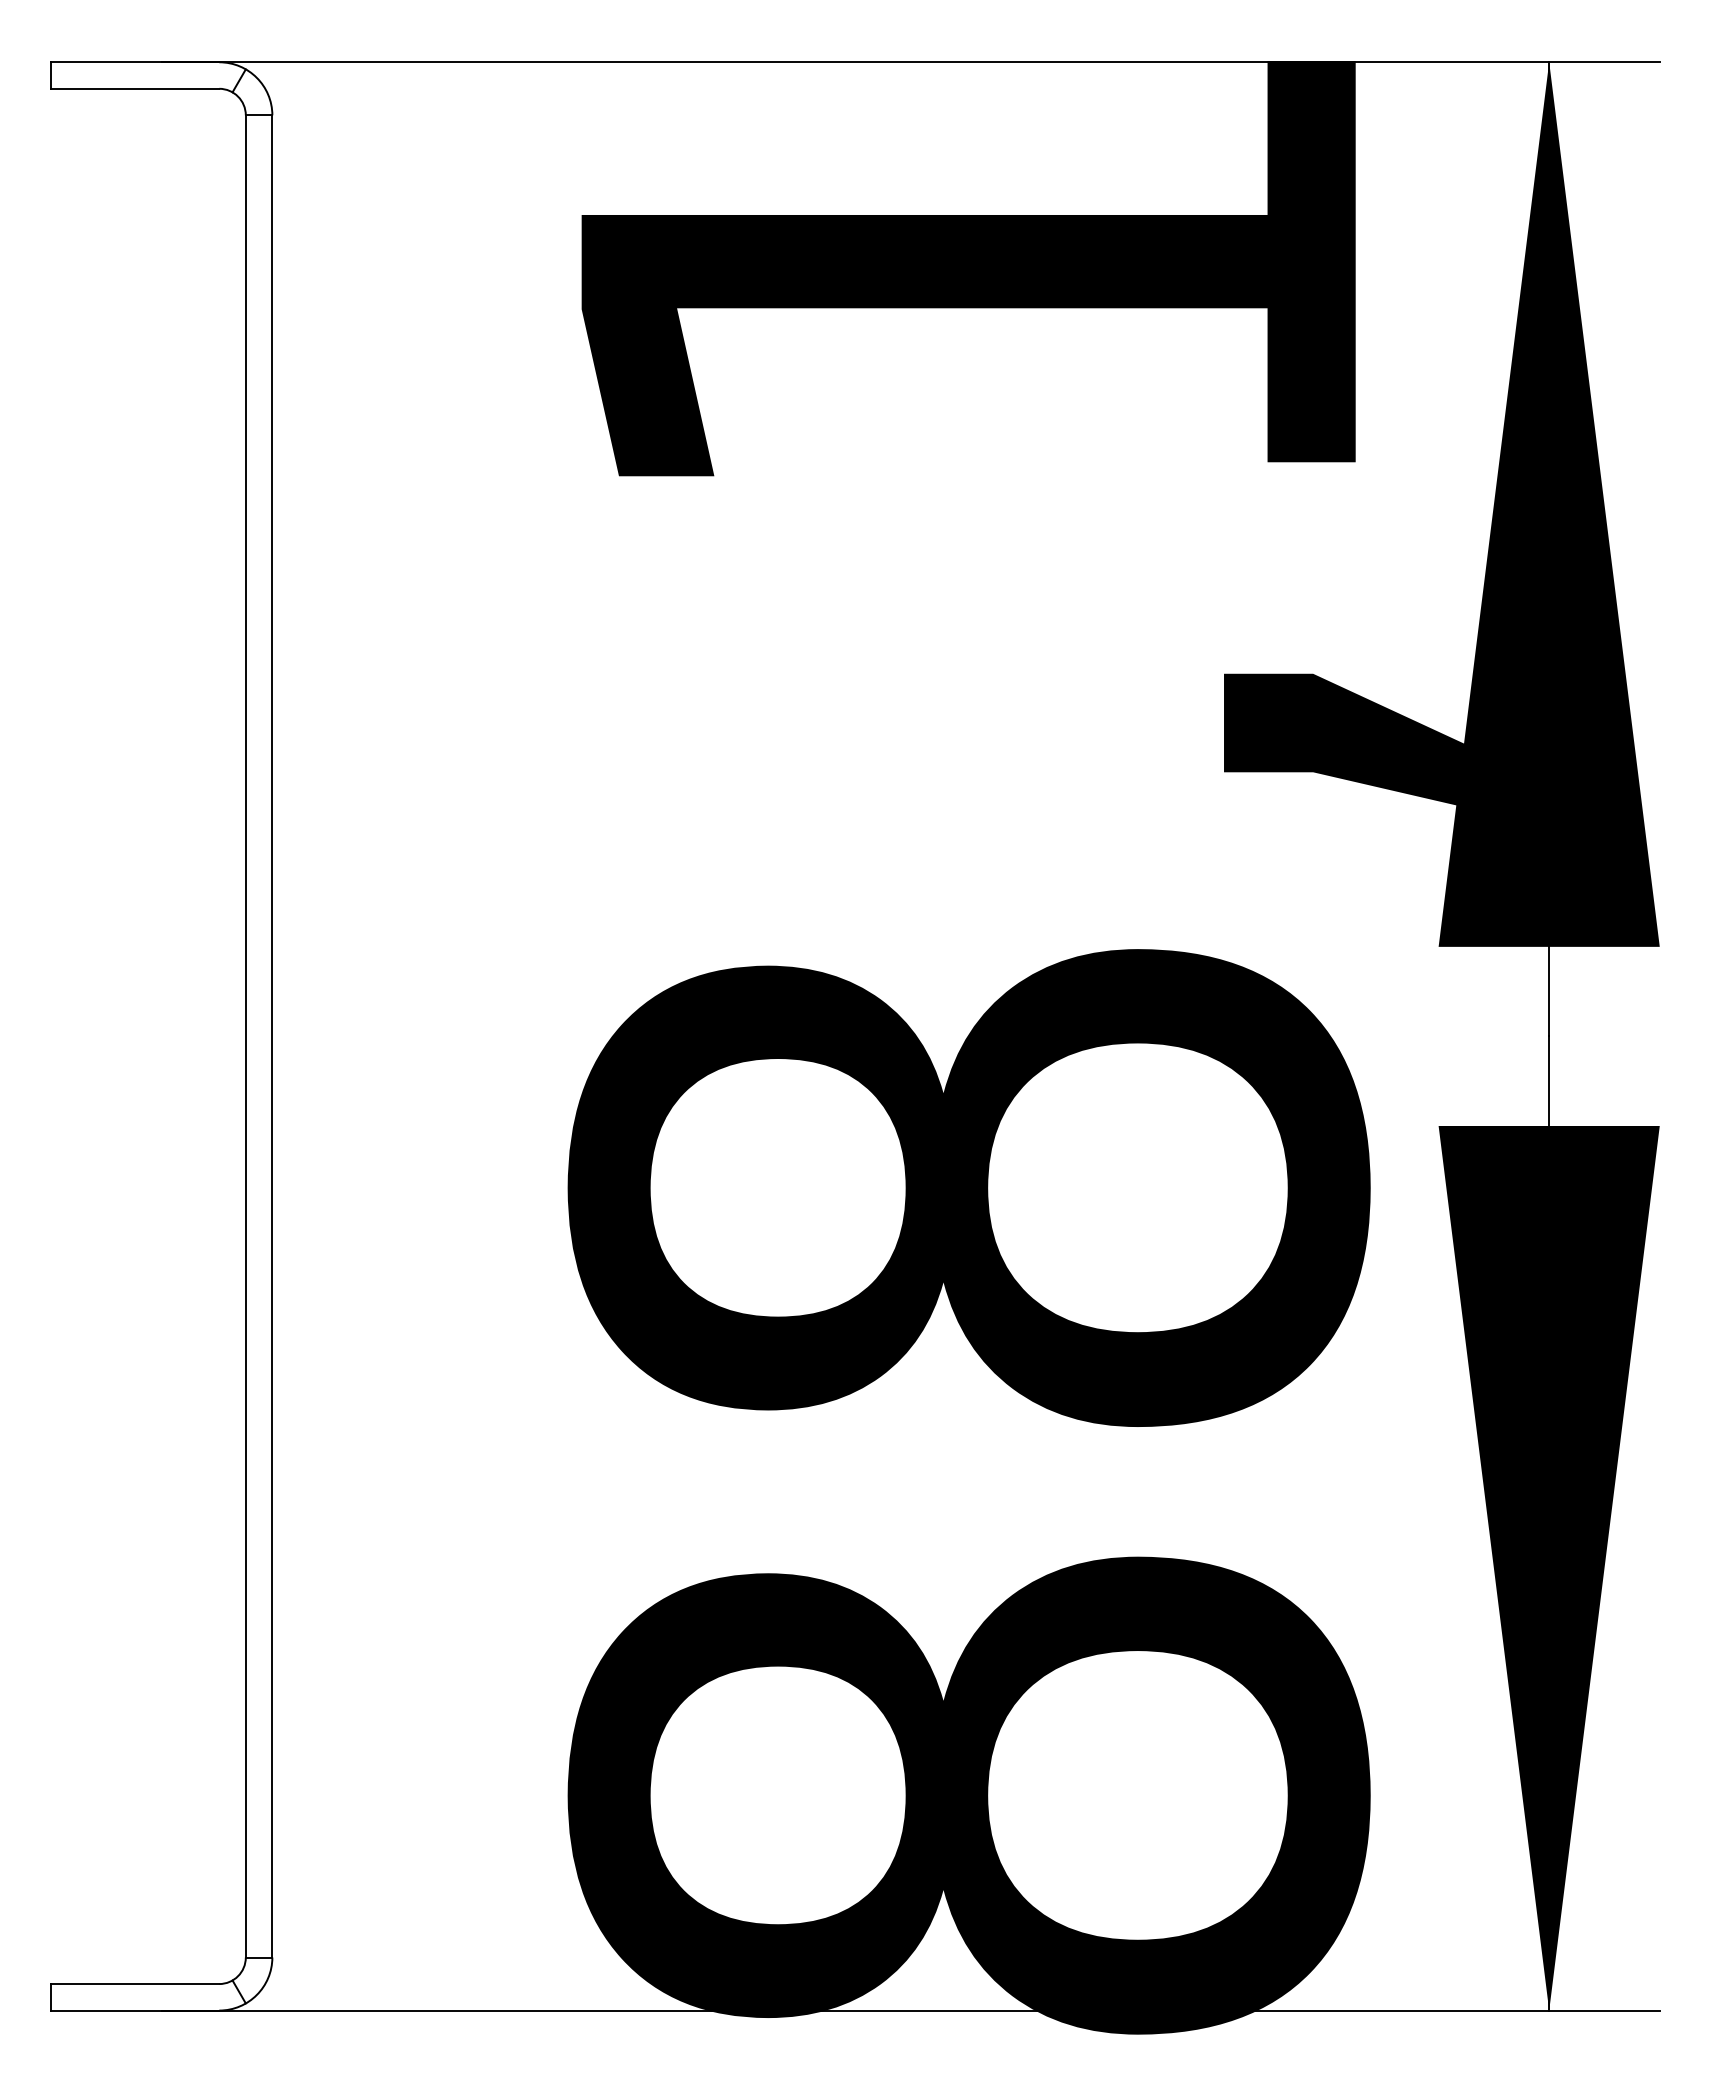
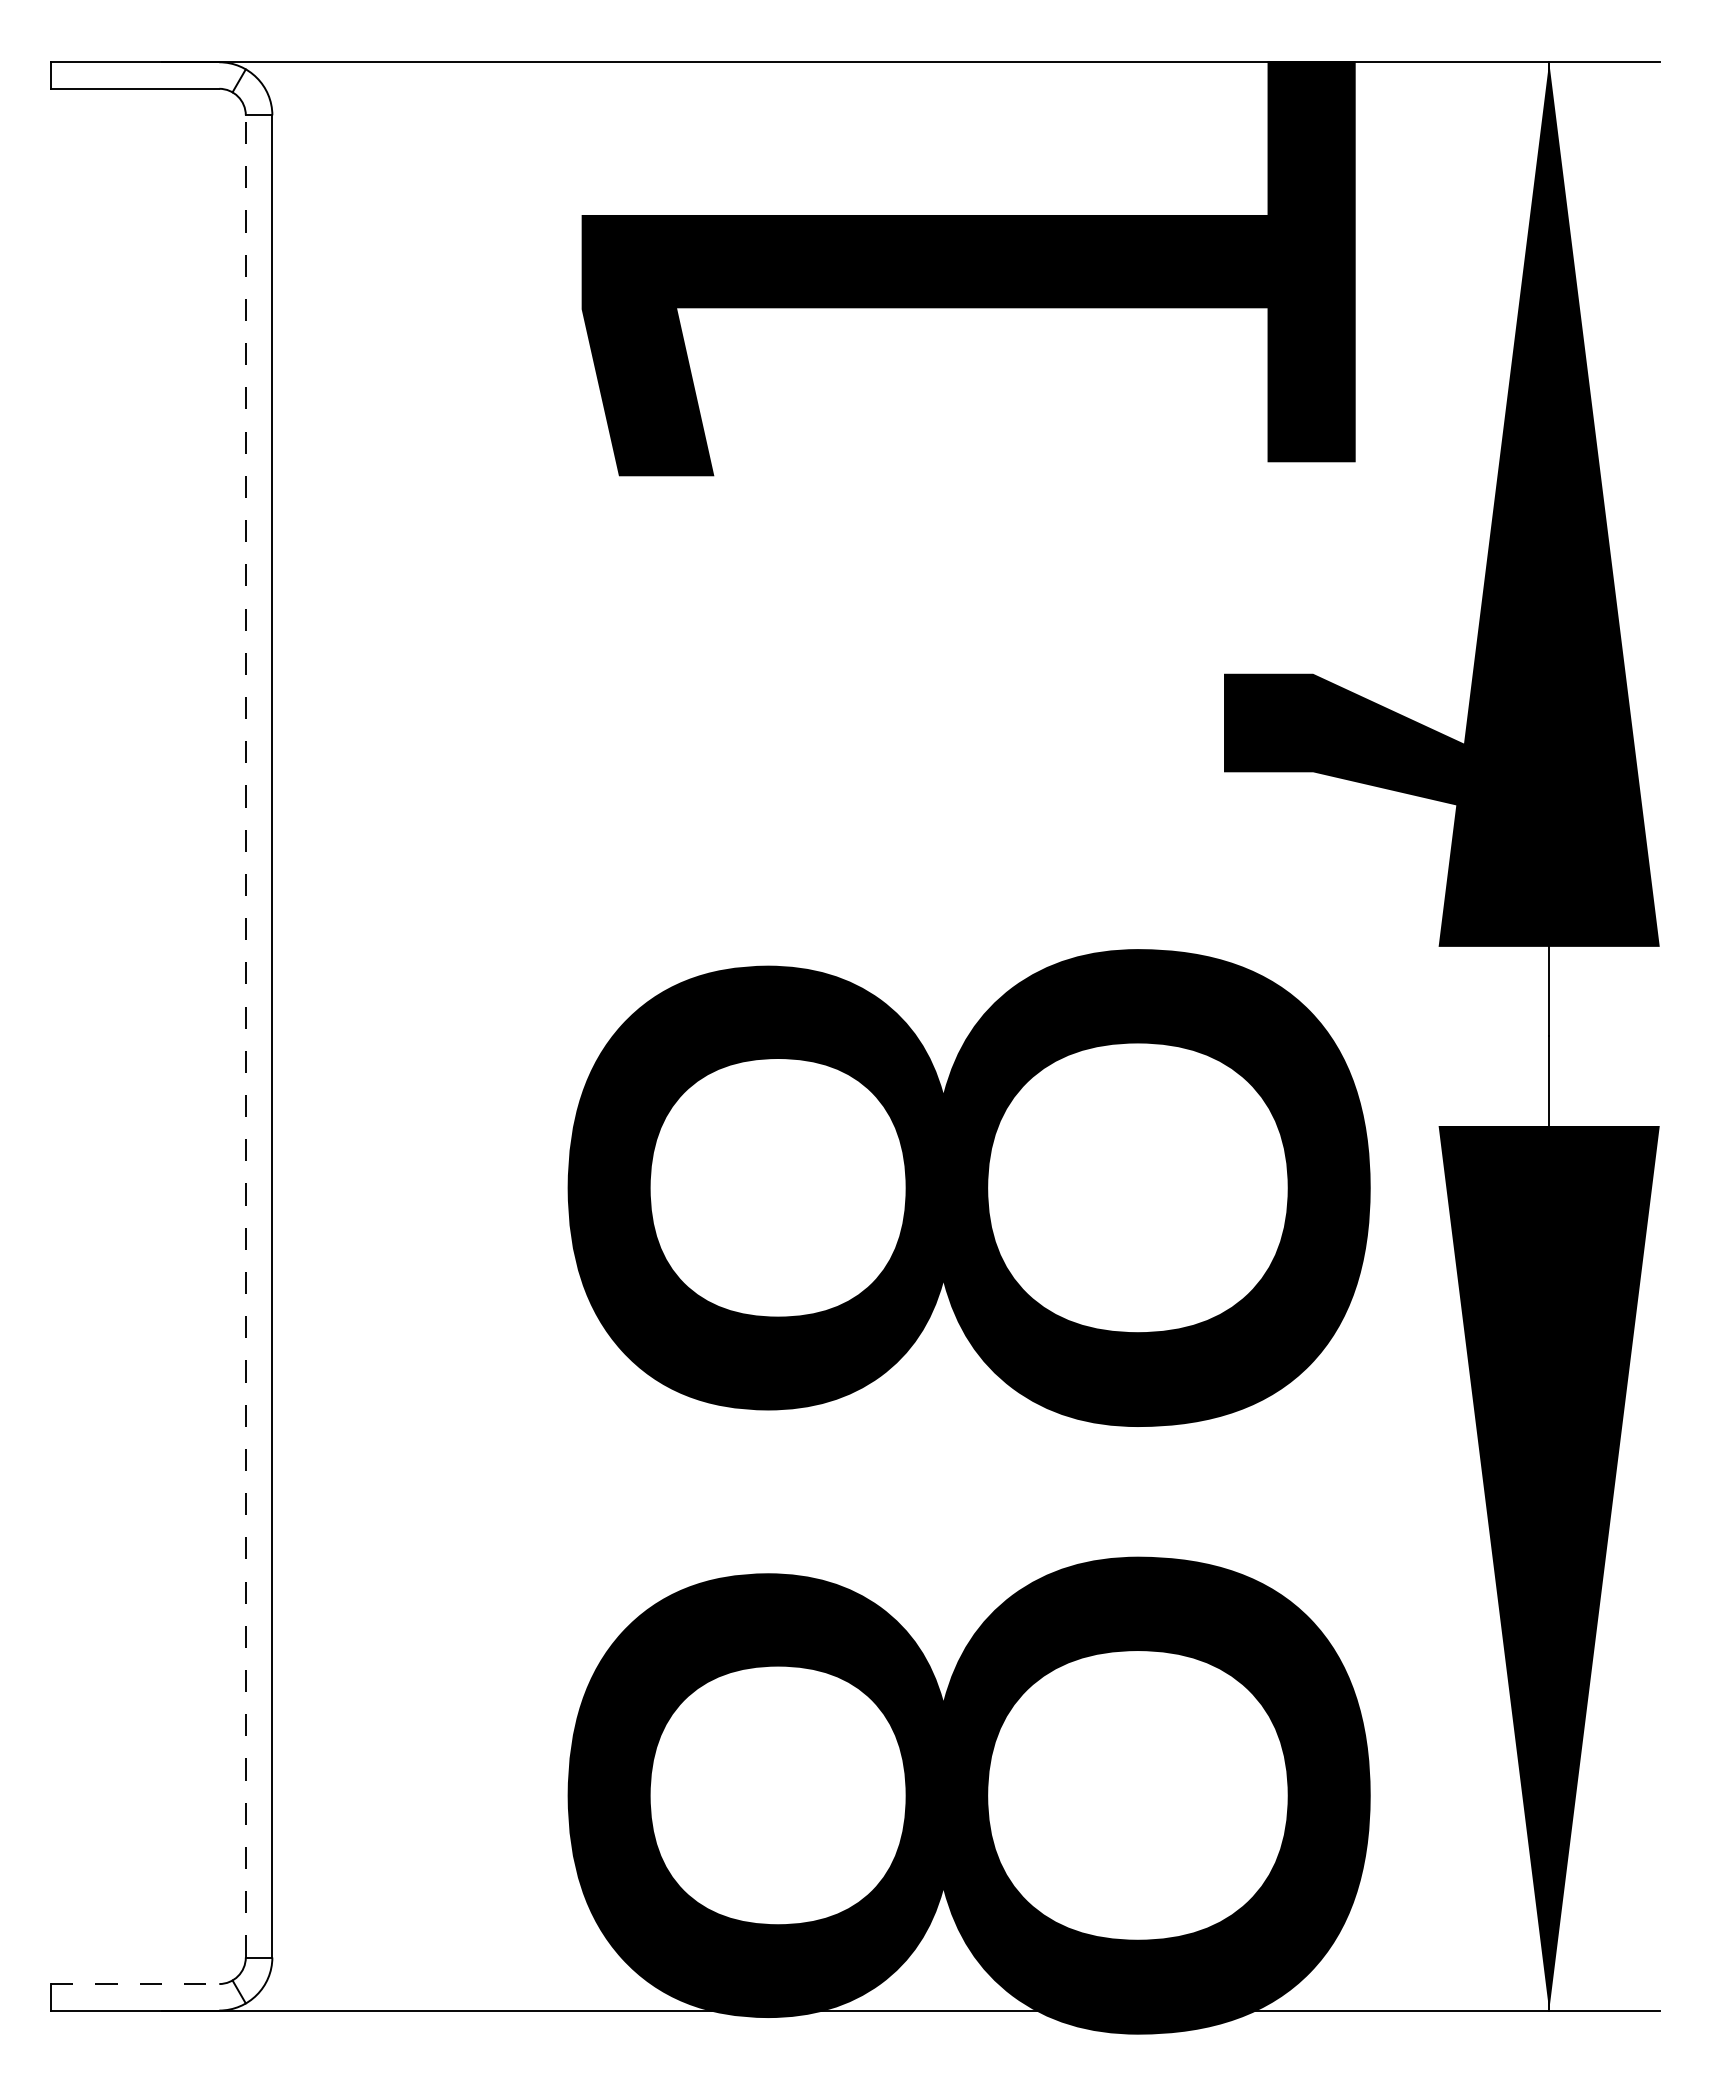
line: solid -> dashed (245, 1035)
line: solid -> dashed (135, 1984)
